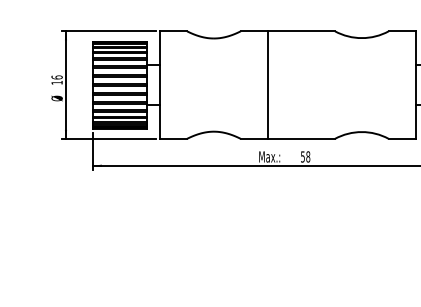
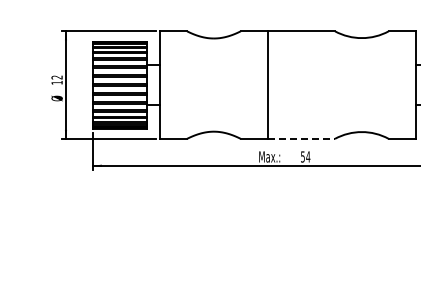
text: 16 -> 12 (56, 77)
line: solid -> dashed (301, 138)
text: 58 -> 54 (308, 156)
